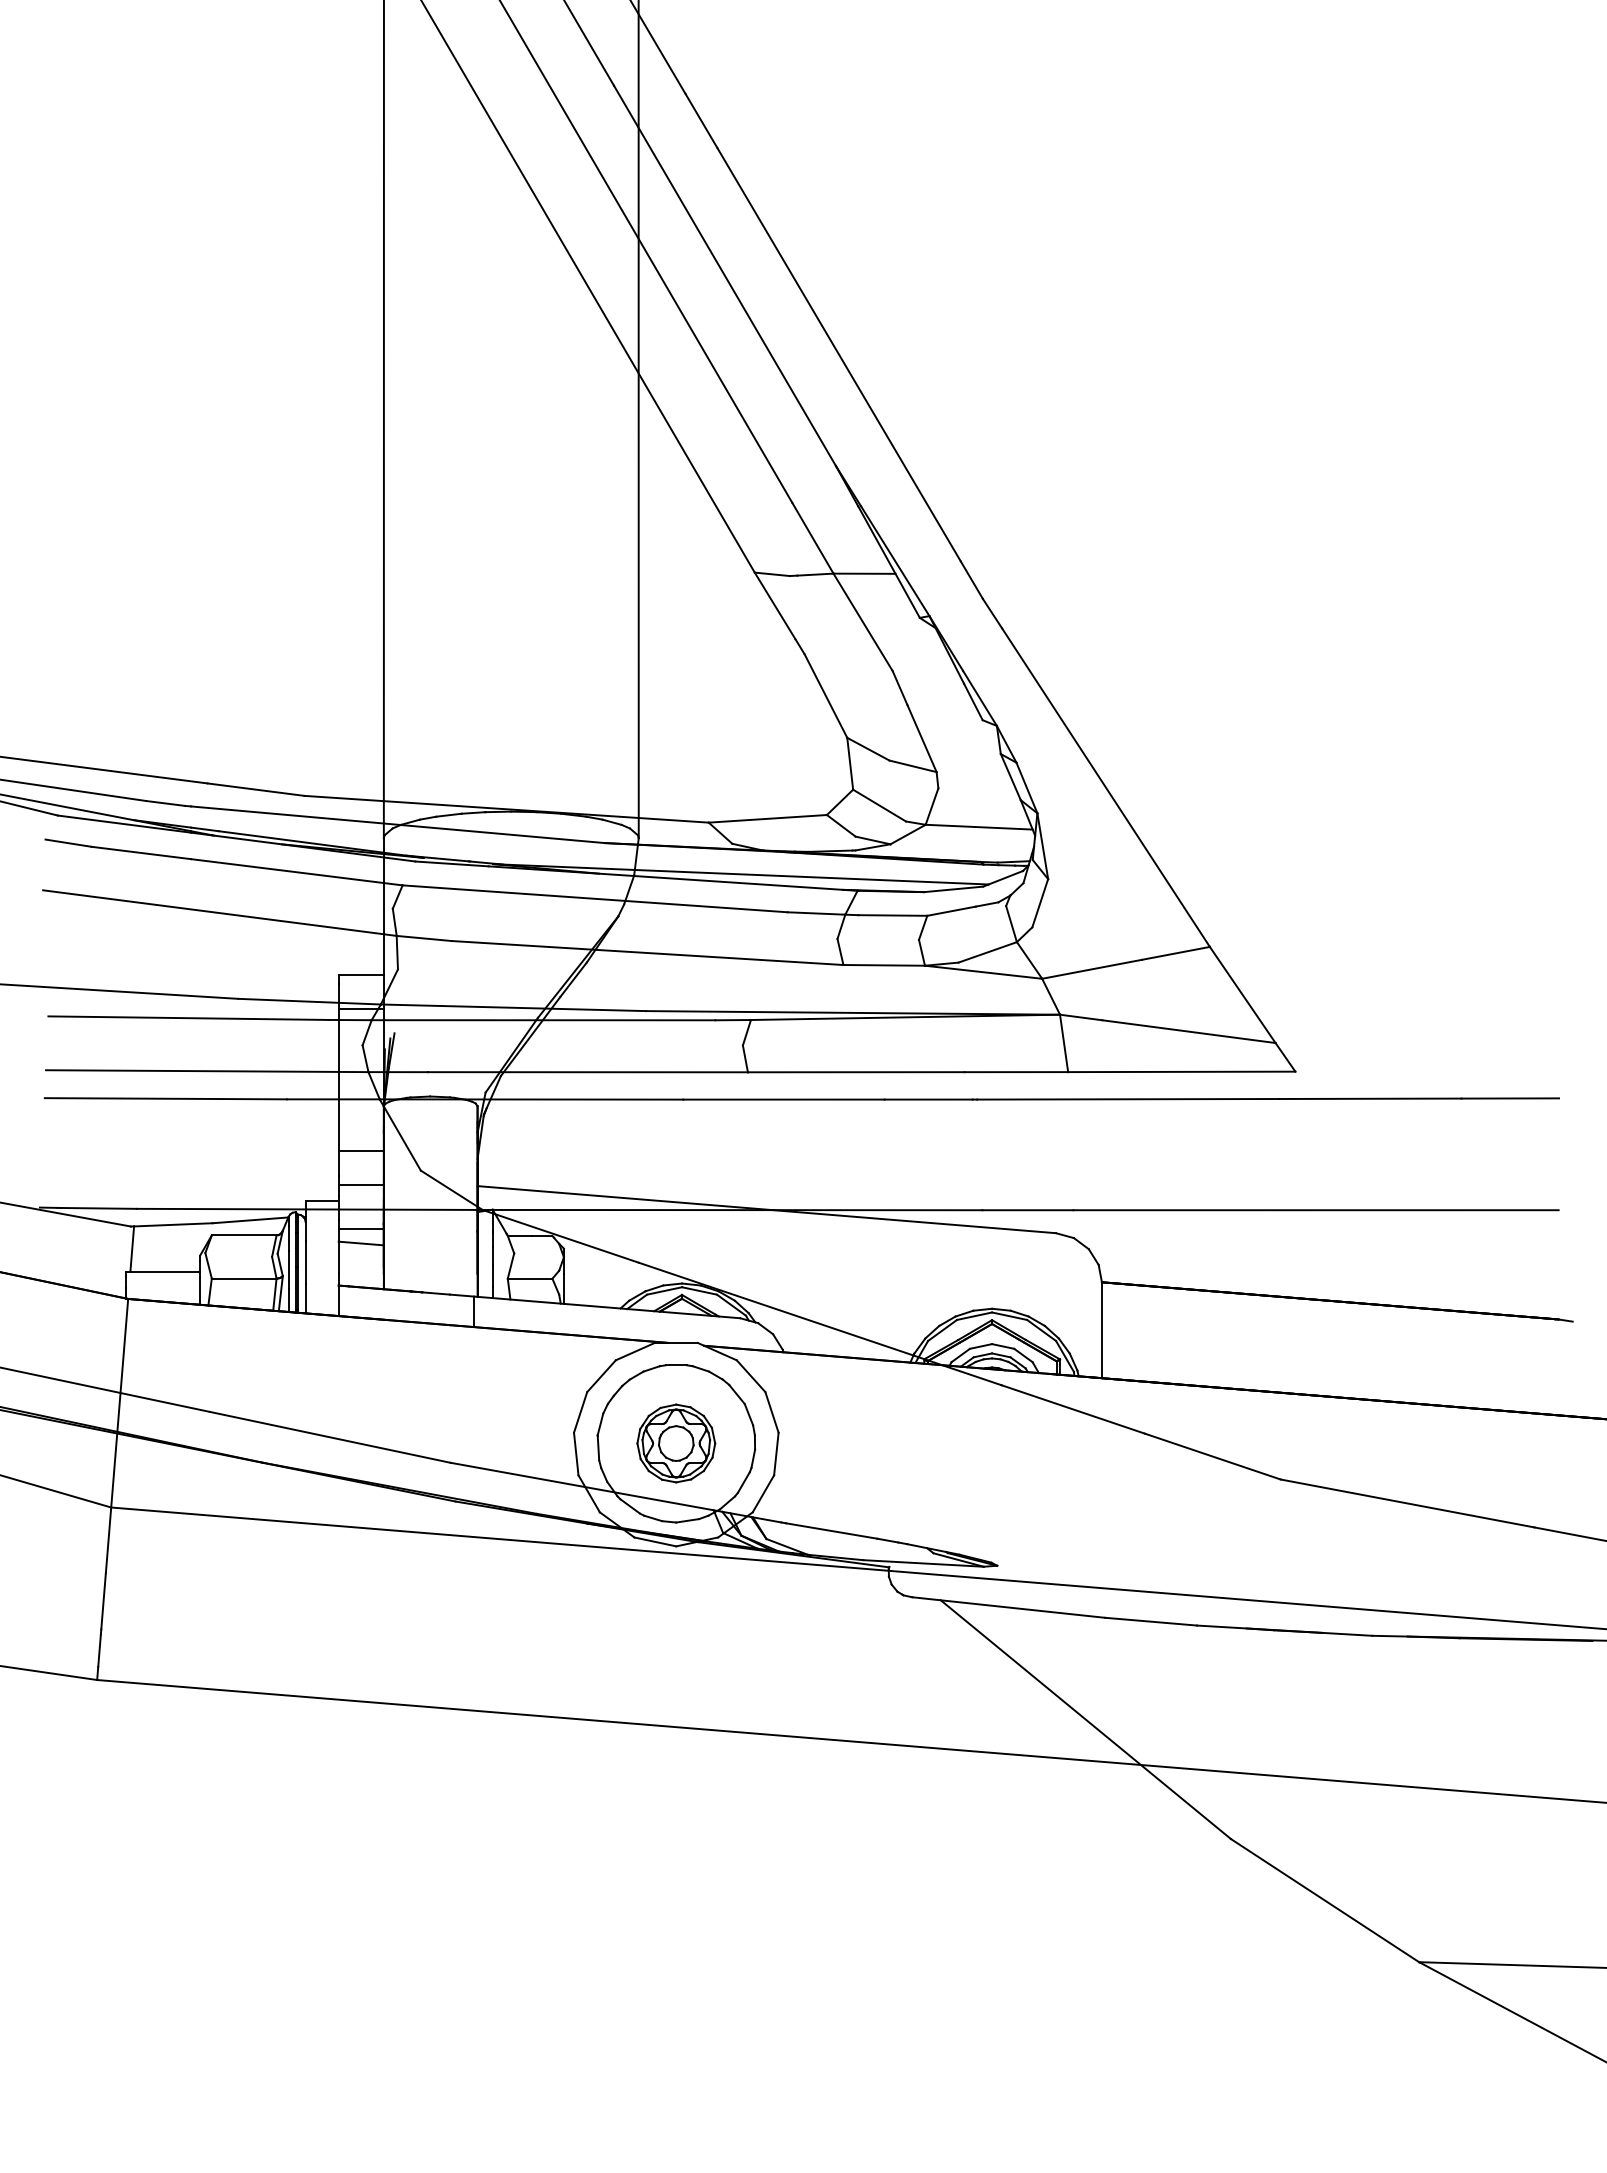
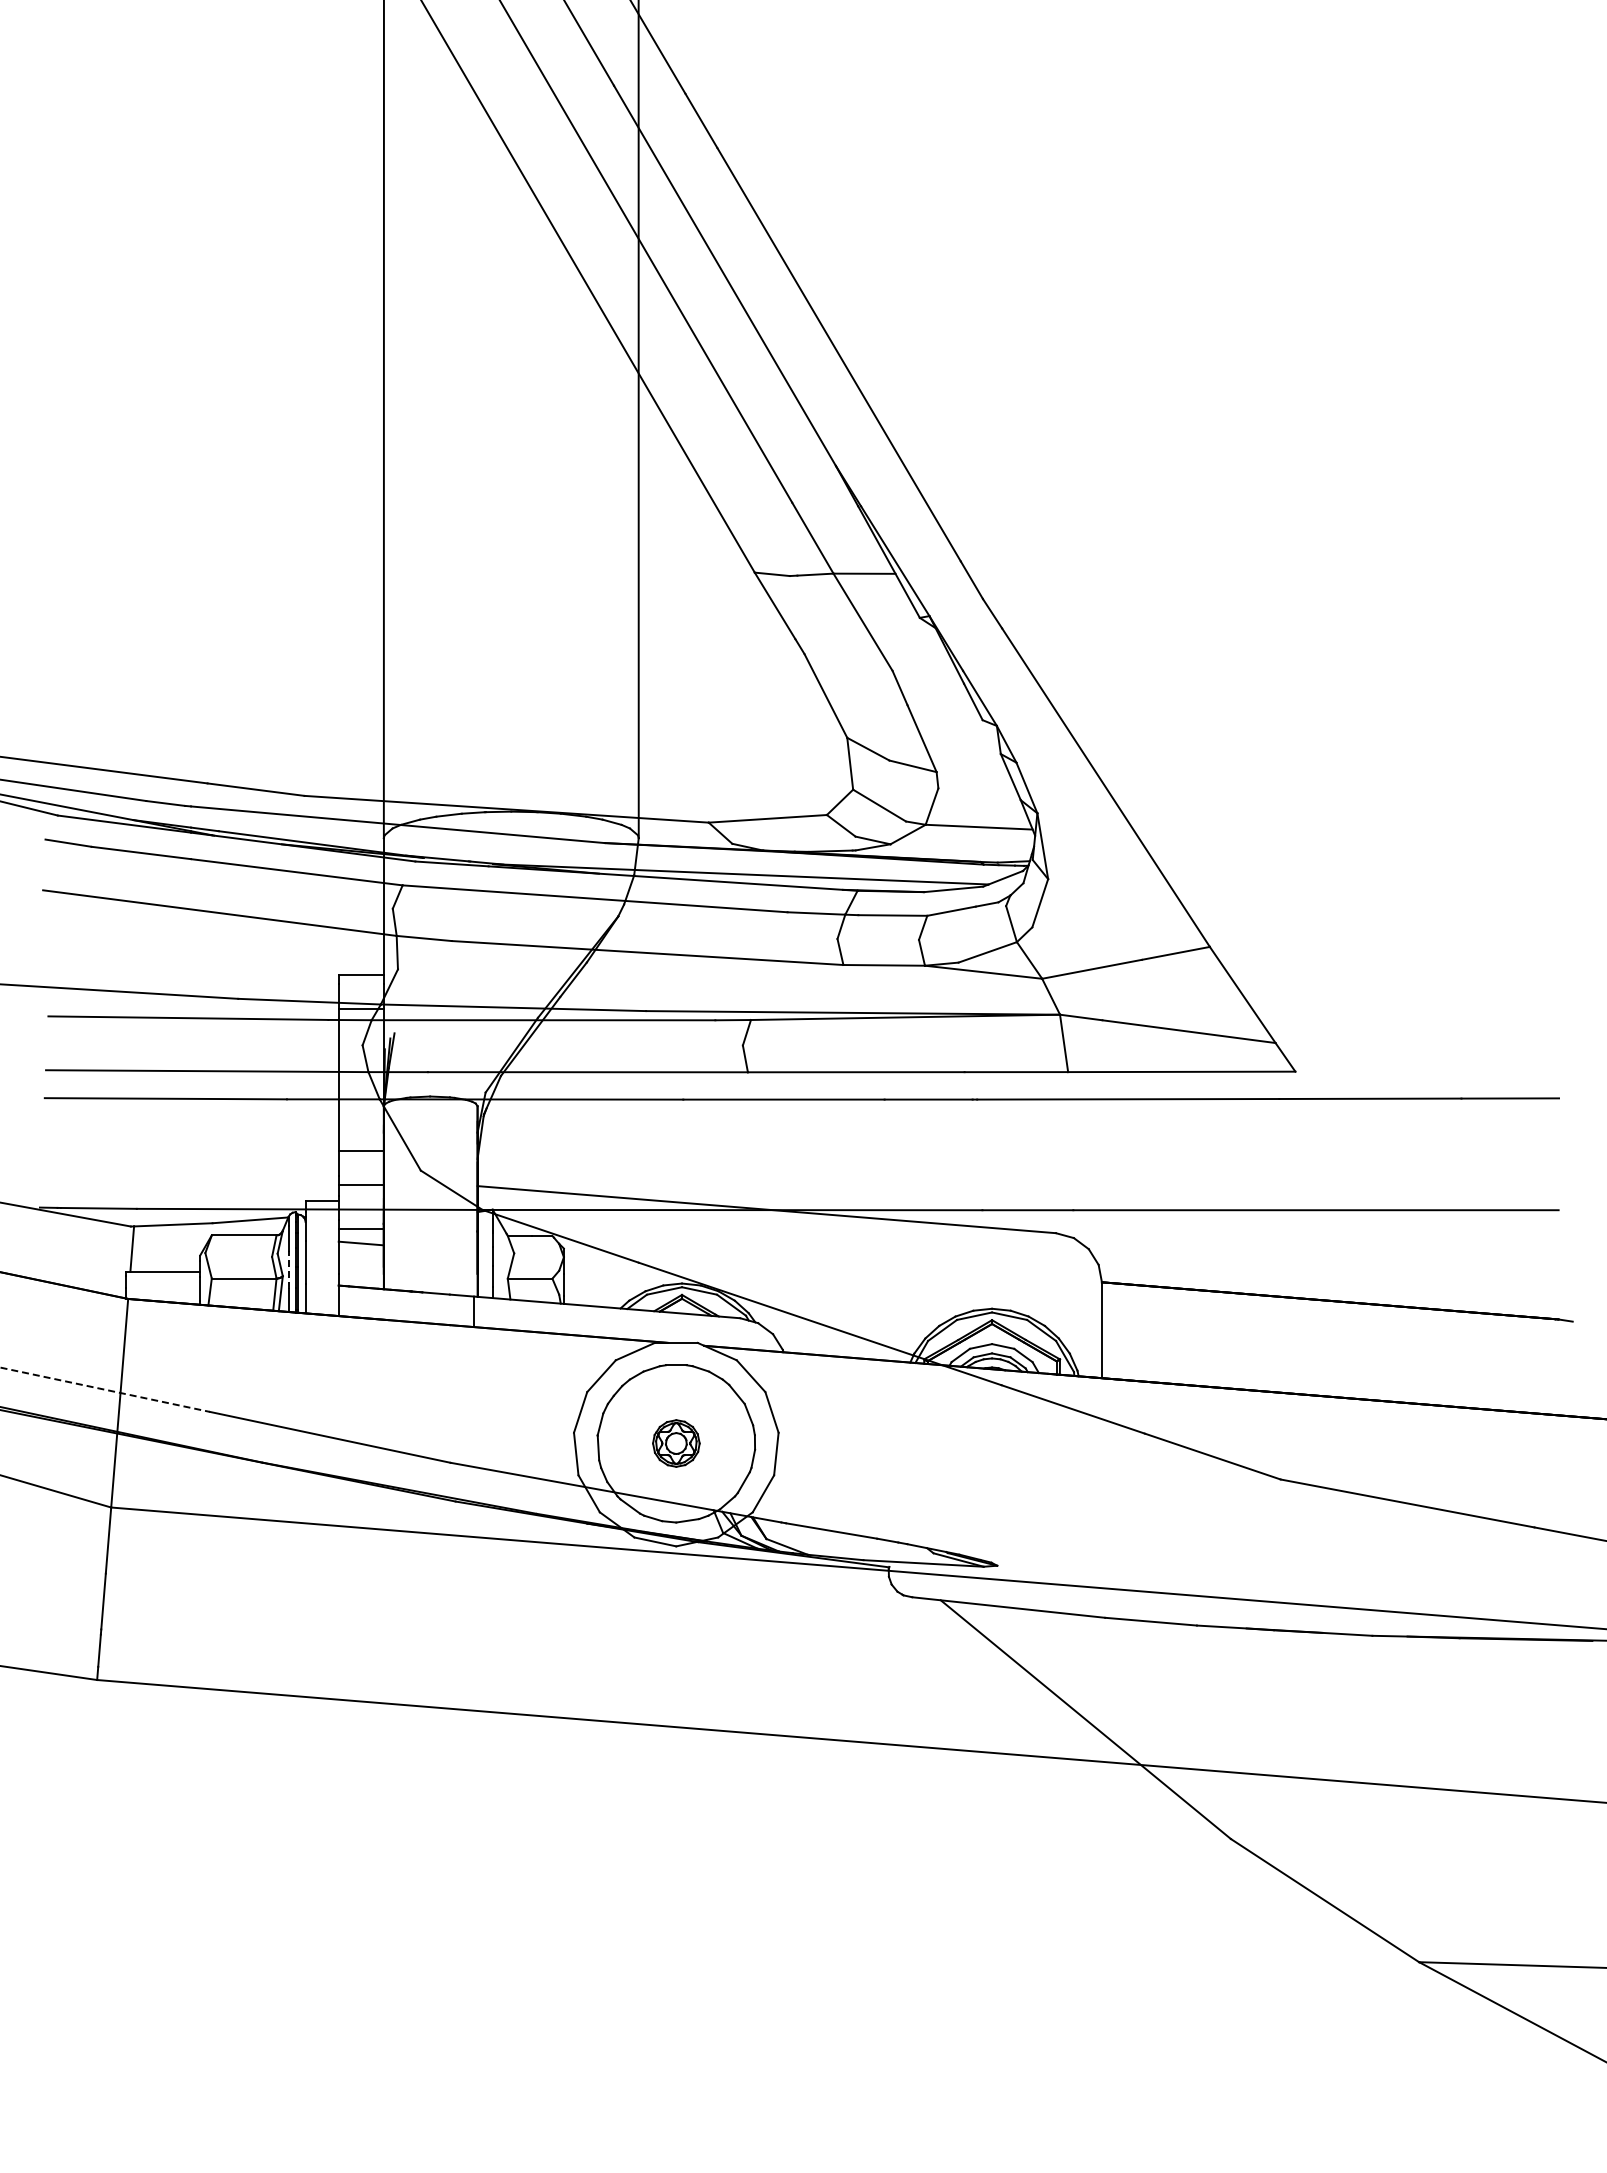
line: solid -> dashed (288, 1270)
line: solid -> dashed (105, 1389)
part size: 81x81 px -> 49x49 px (676, 1443)
